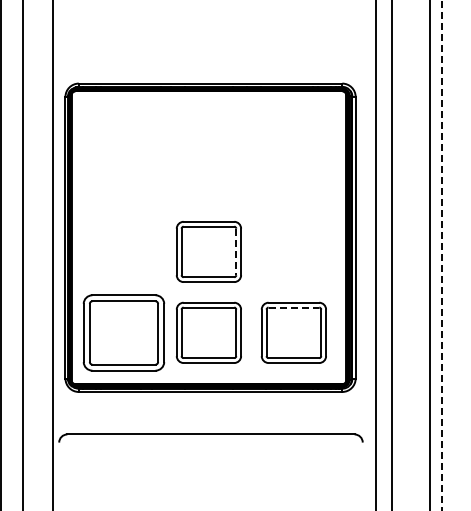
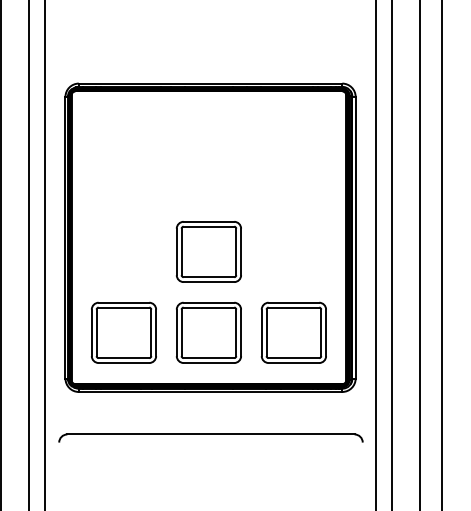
line: dashed -> solid (236, 252)
line position: (23, 254) -> (29, 254) (29, 254)
line position: (53, 254) -> (45, 254) (45, 254)
line position: (430, 254) -> (420, 254) (420, 254)
line: dashed -> solid (441, 255)
line: dashed -> solid (294, 307)
part size: 84x78 px -> 66x63 px (123, 332)
